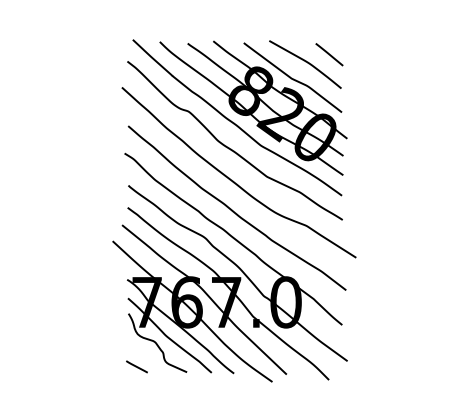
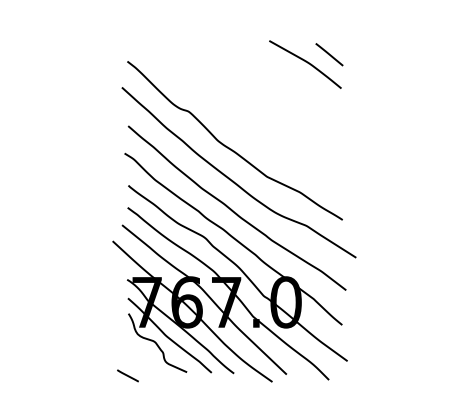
part: present -> none (239, 117)
line position: (136, 366) -> (127, 375) (127, 375)
